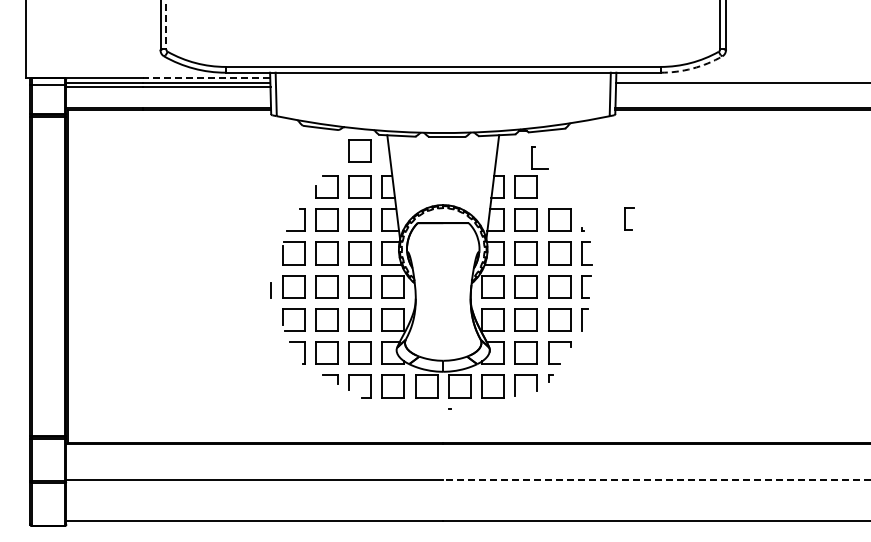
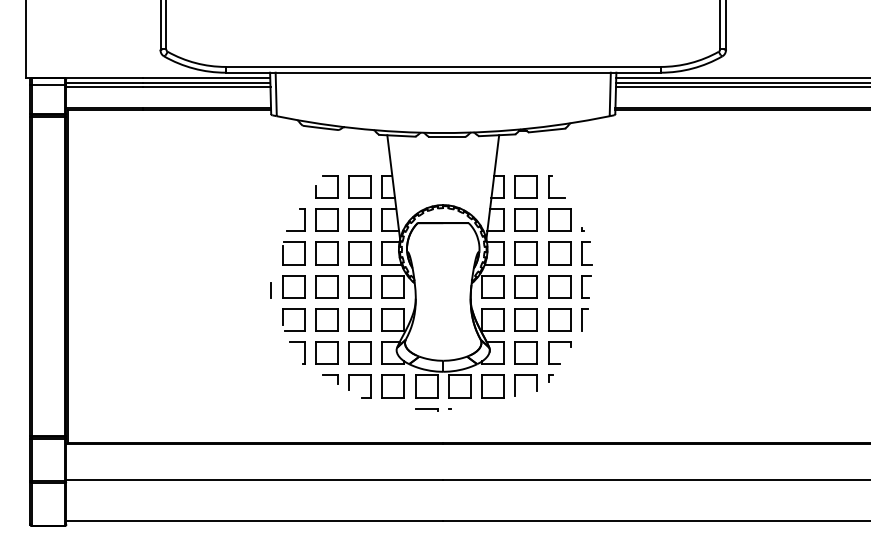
line: dashed -> solid (166, 25)
arc: dashed -> solid (692, 68)
line: dashed -> solid (206, 78)
line: none -> present (741, 78)
line: none -> present (741, 87)
part: present -> none (359, 150)
part position: (532, 157) -> (549, 186) (549, 186)
part: present -> none (629, 218)
part: none -> present (426, 409)
line: dashed -> solid (656, 480)
